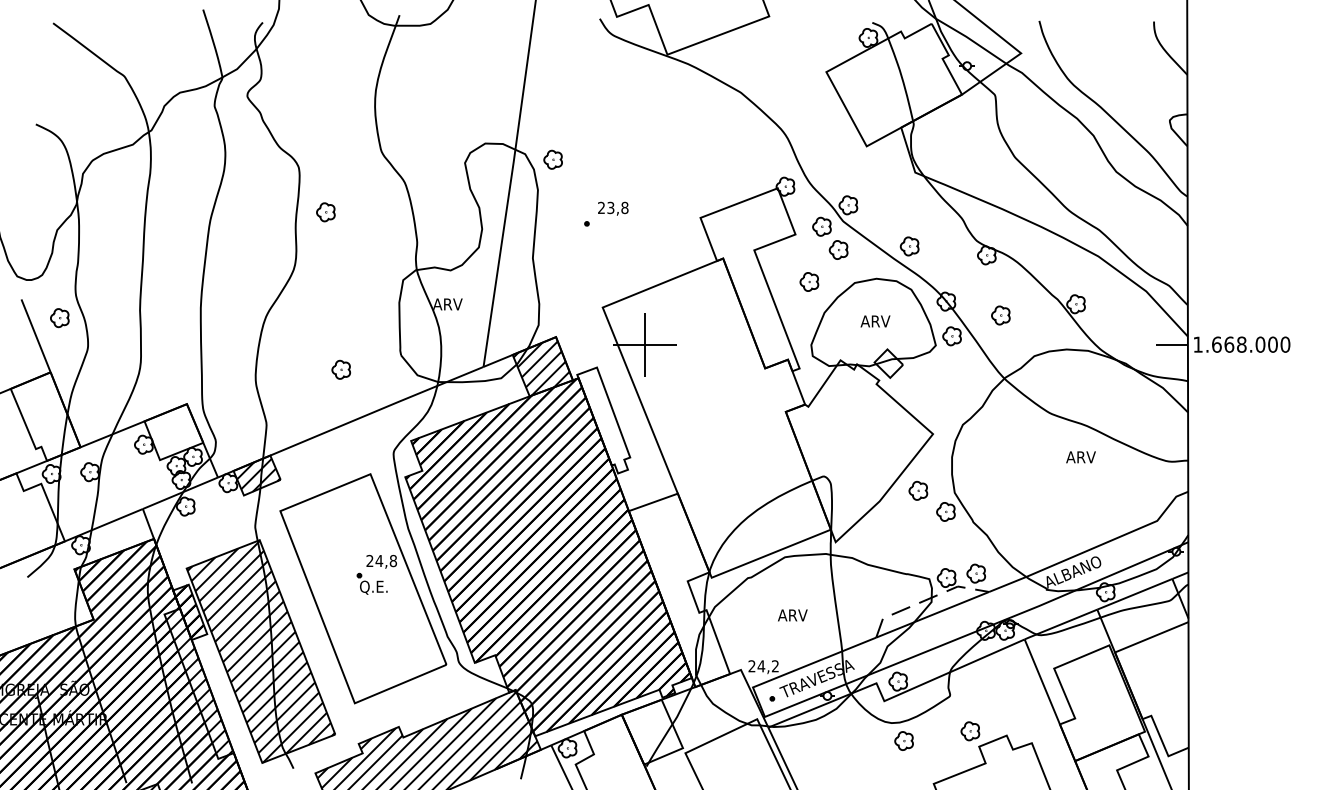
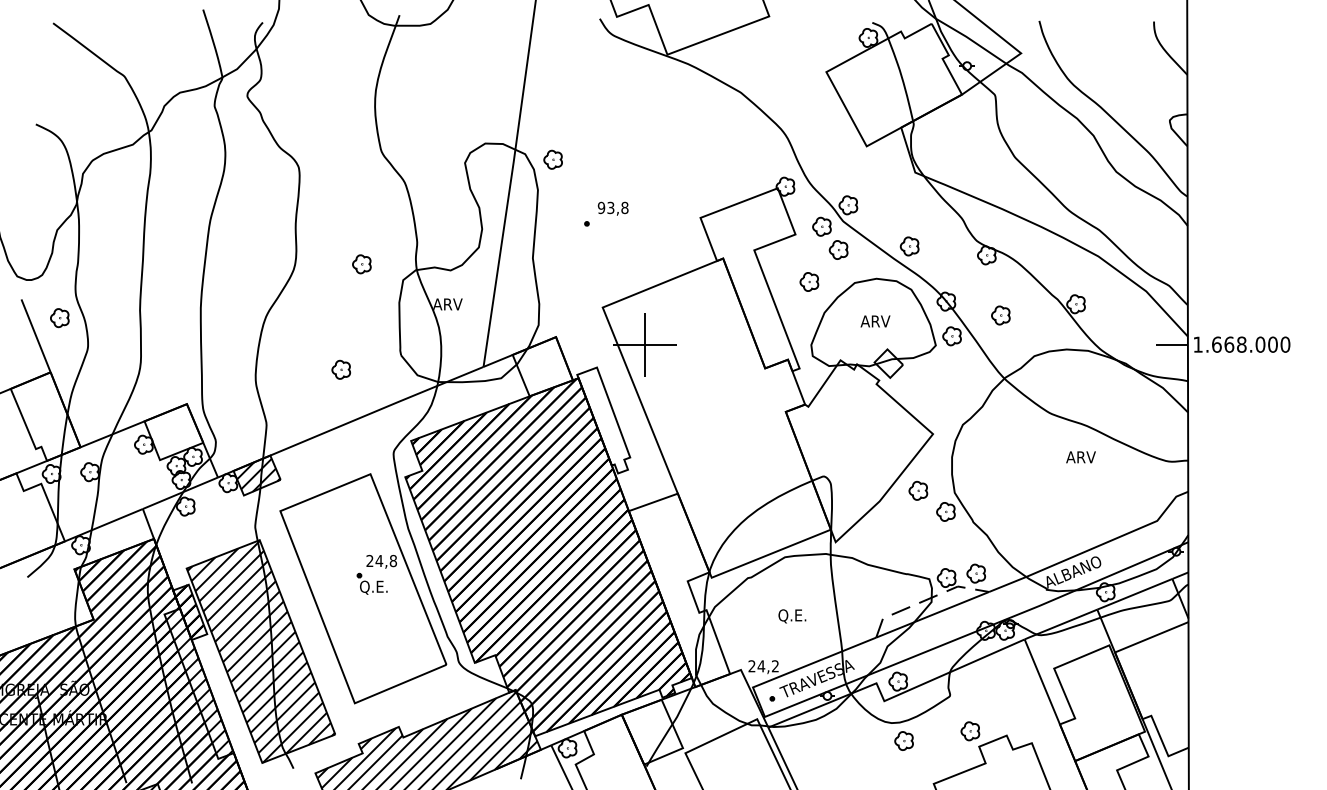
text: 23,8 -> 93,8 (601, 208)
part position: (325, 212) -> (361, 264) (361, 264)
hatch: present -> none (541, 368)
text: ARV -> Q.E. (792, 616)
